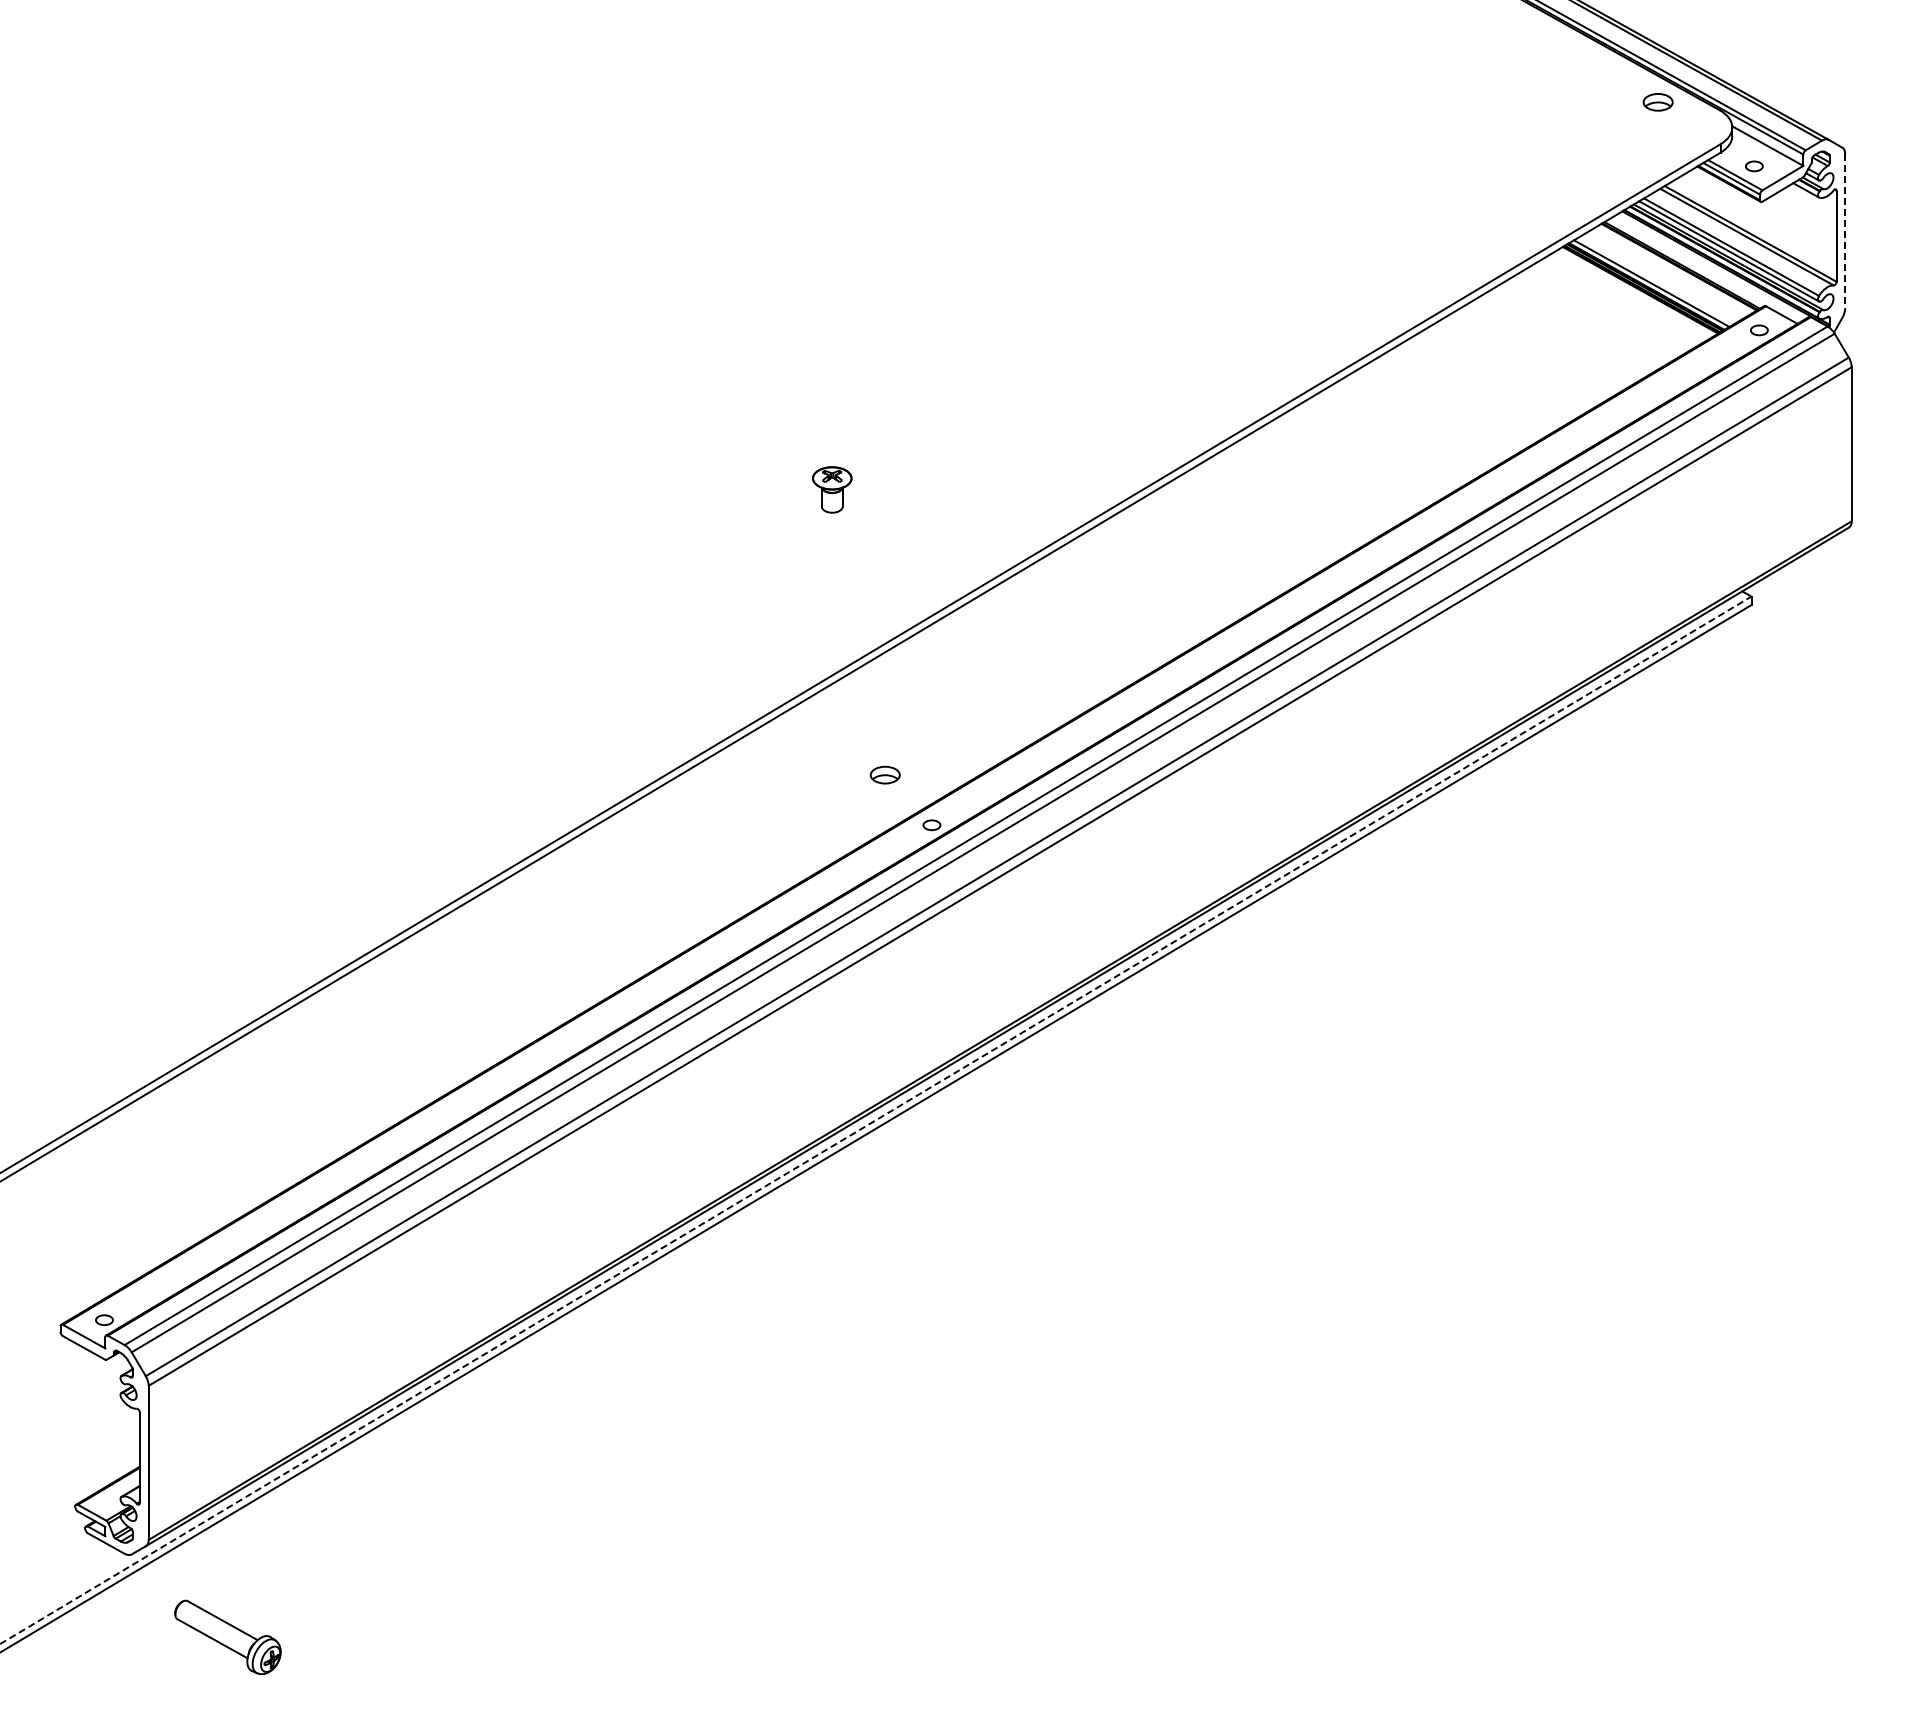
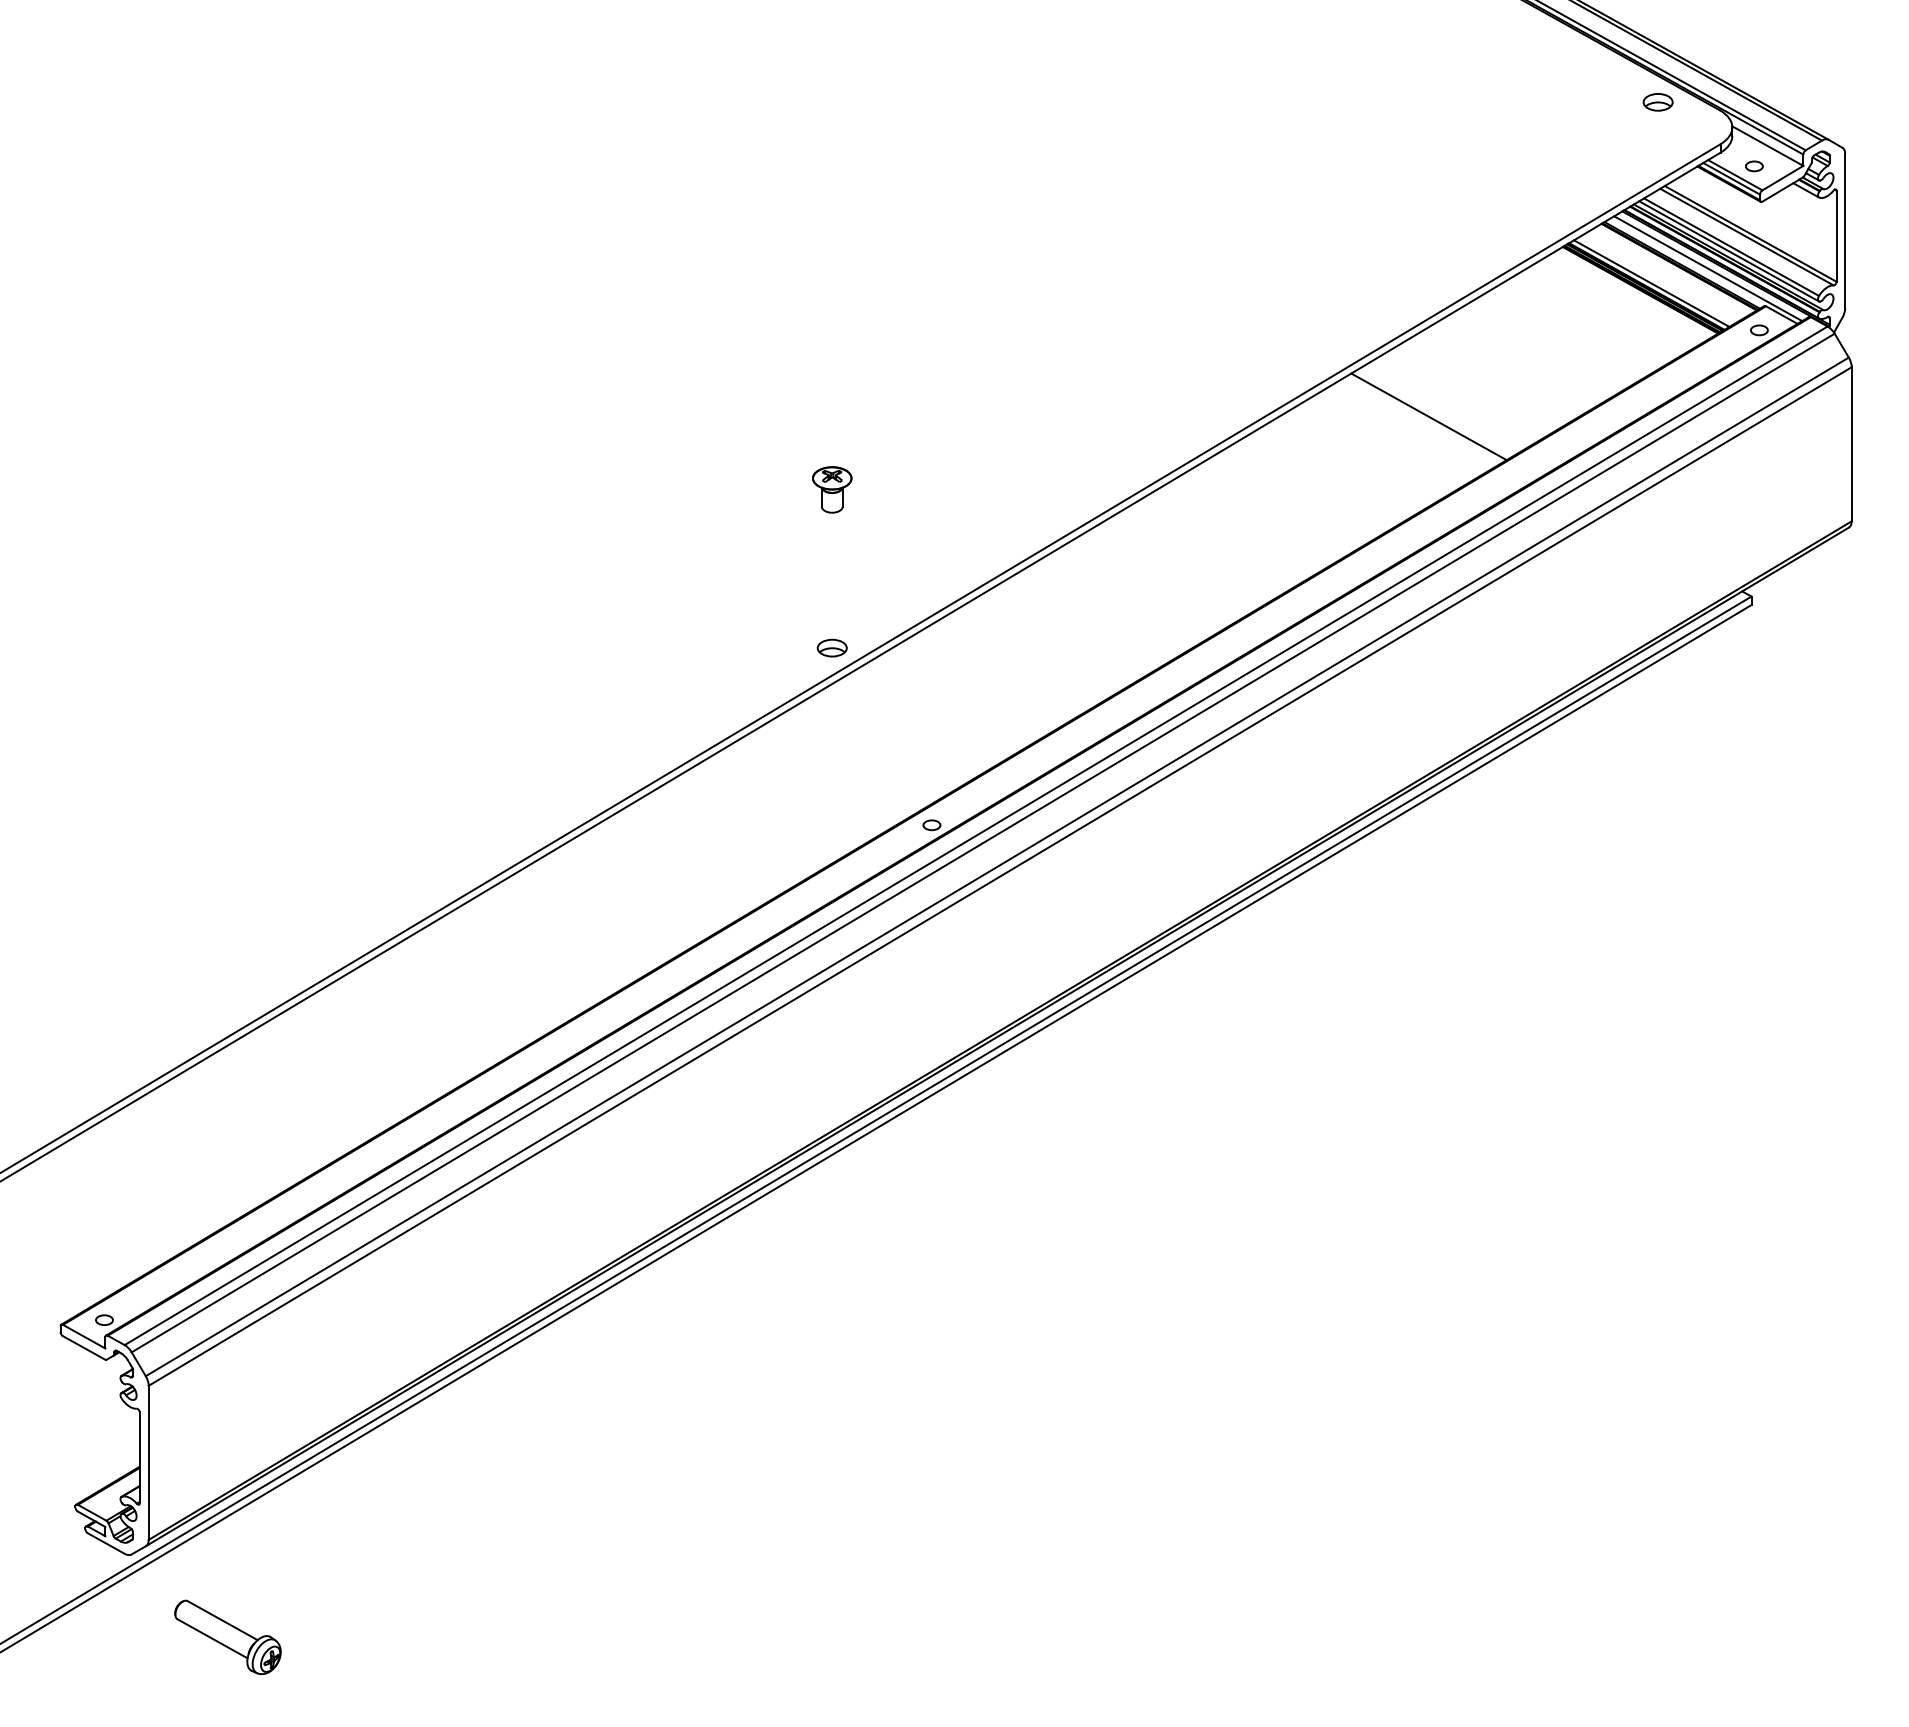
line: dashed -> solid (1845, 231)
line: none -> present (1708, 268)
line: none -> present (1428, 416)
part position: (884, 774) -> (831, 647) (831, 647)
line: dashed -> solid (876, 1120)
